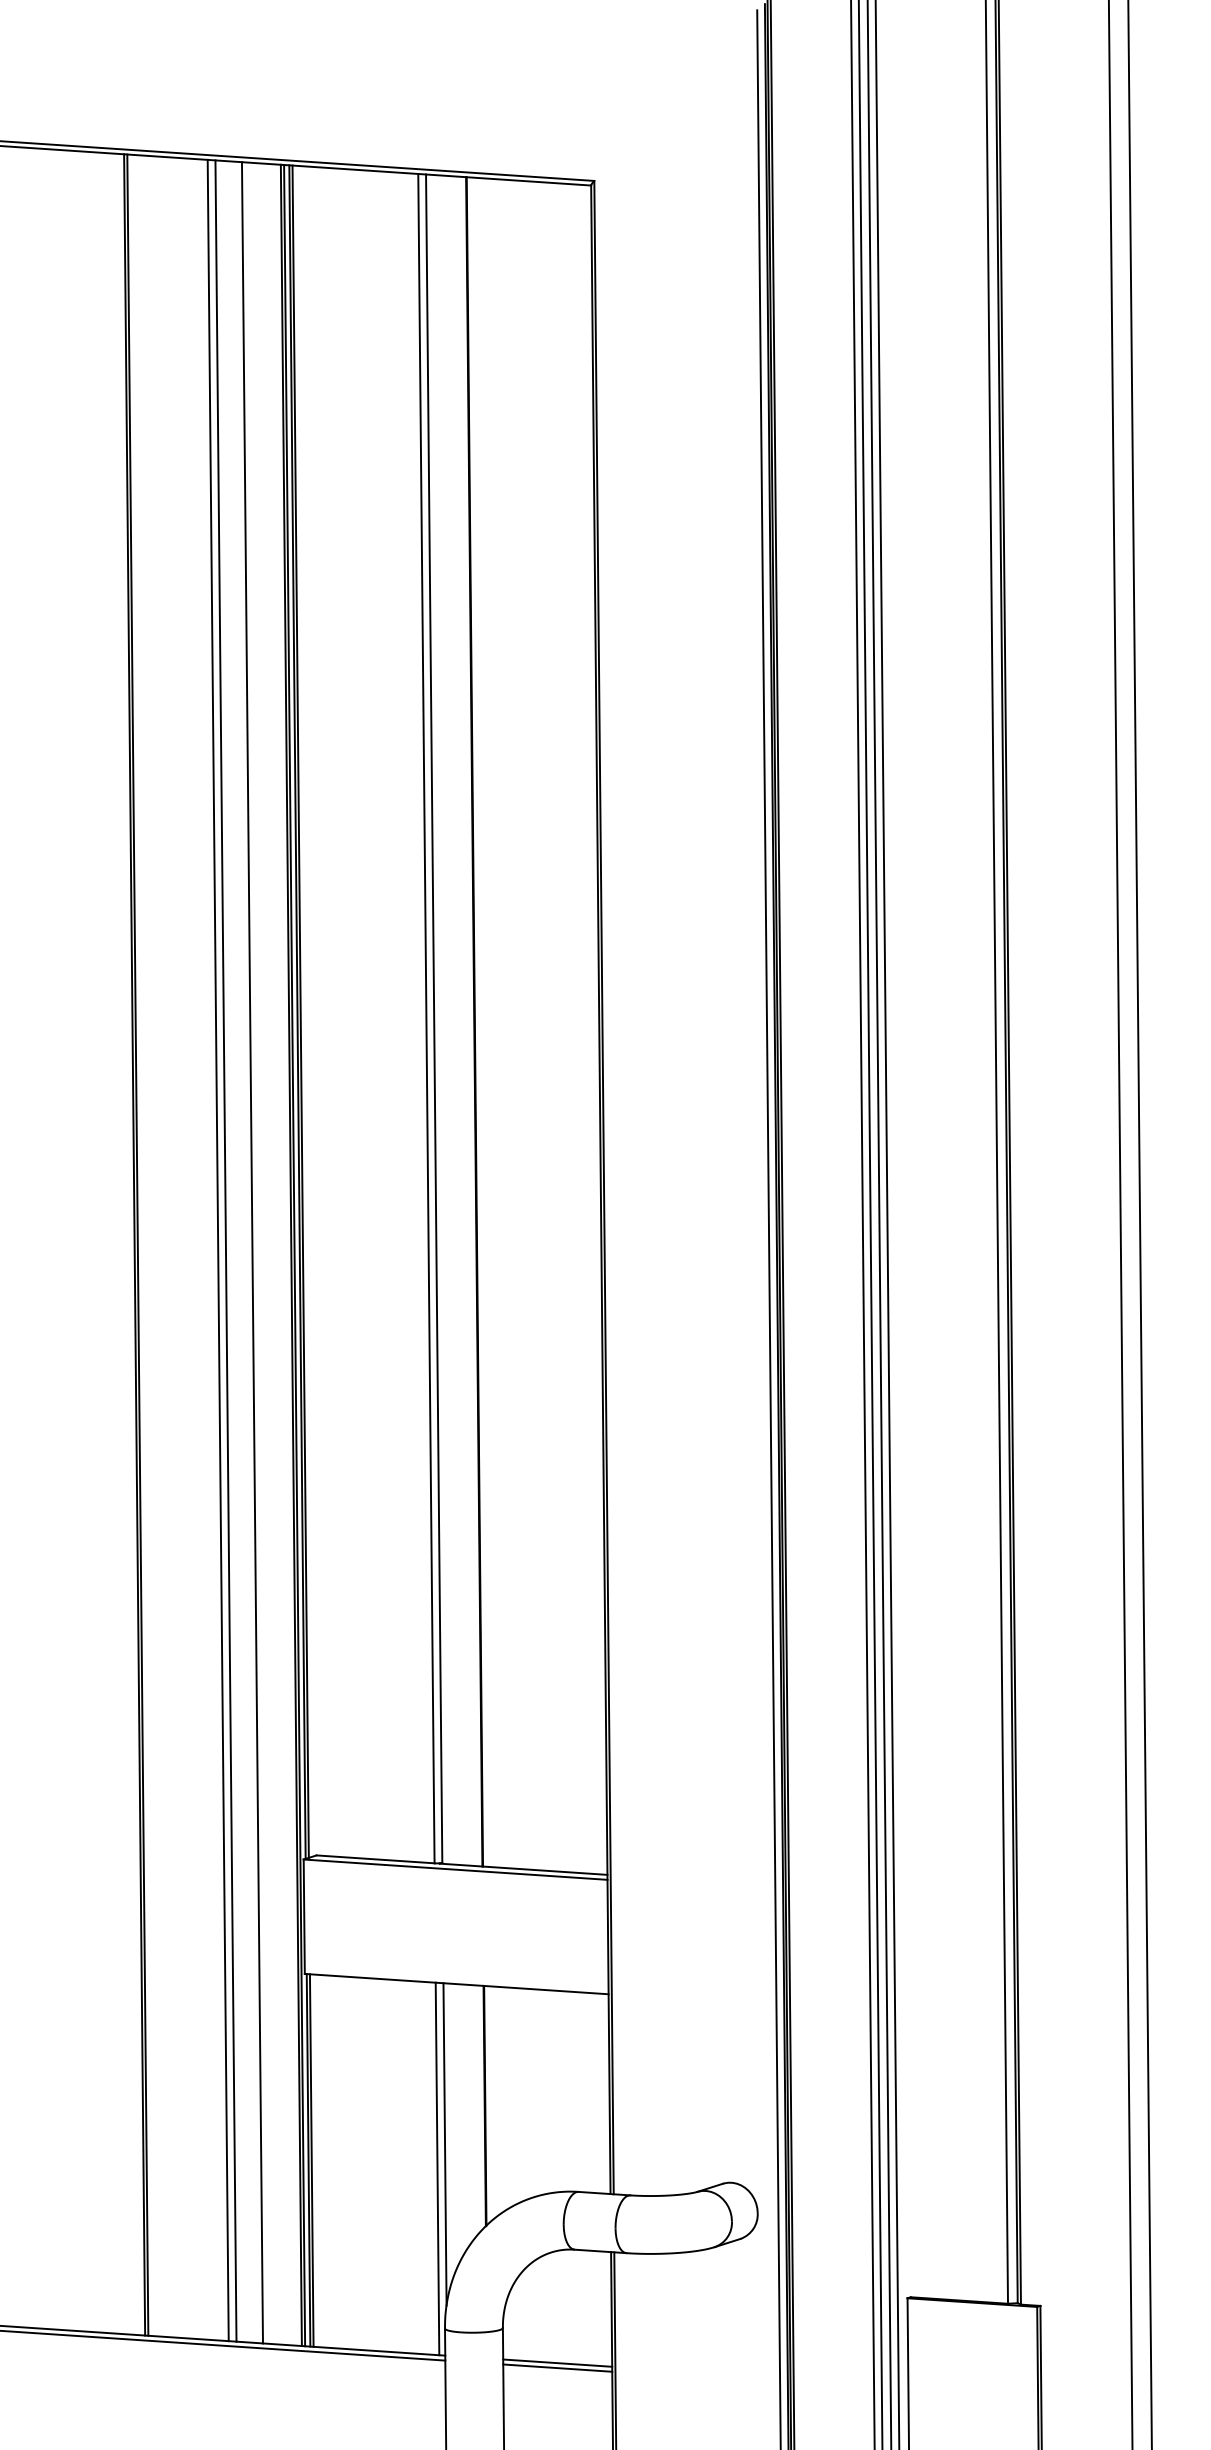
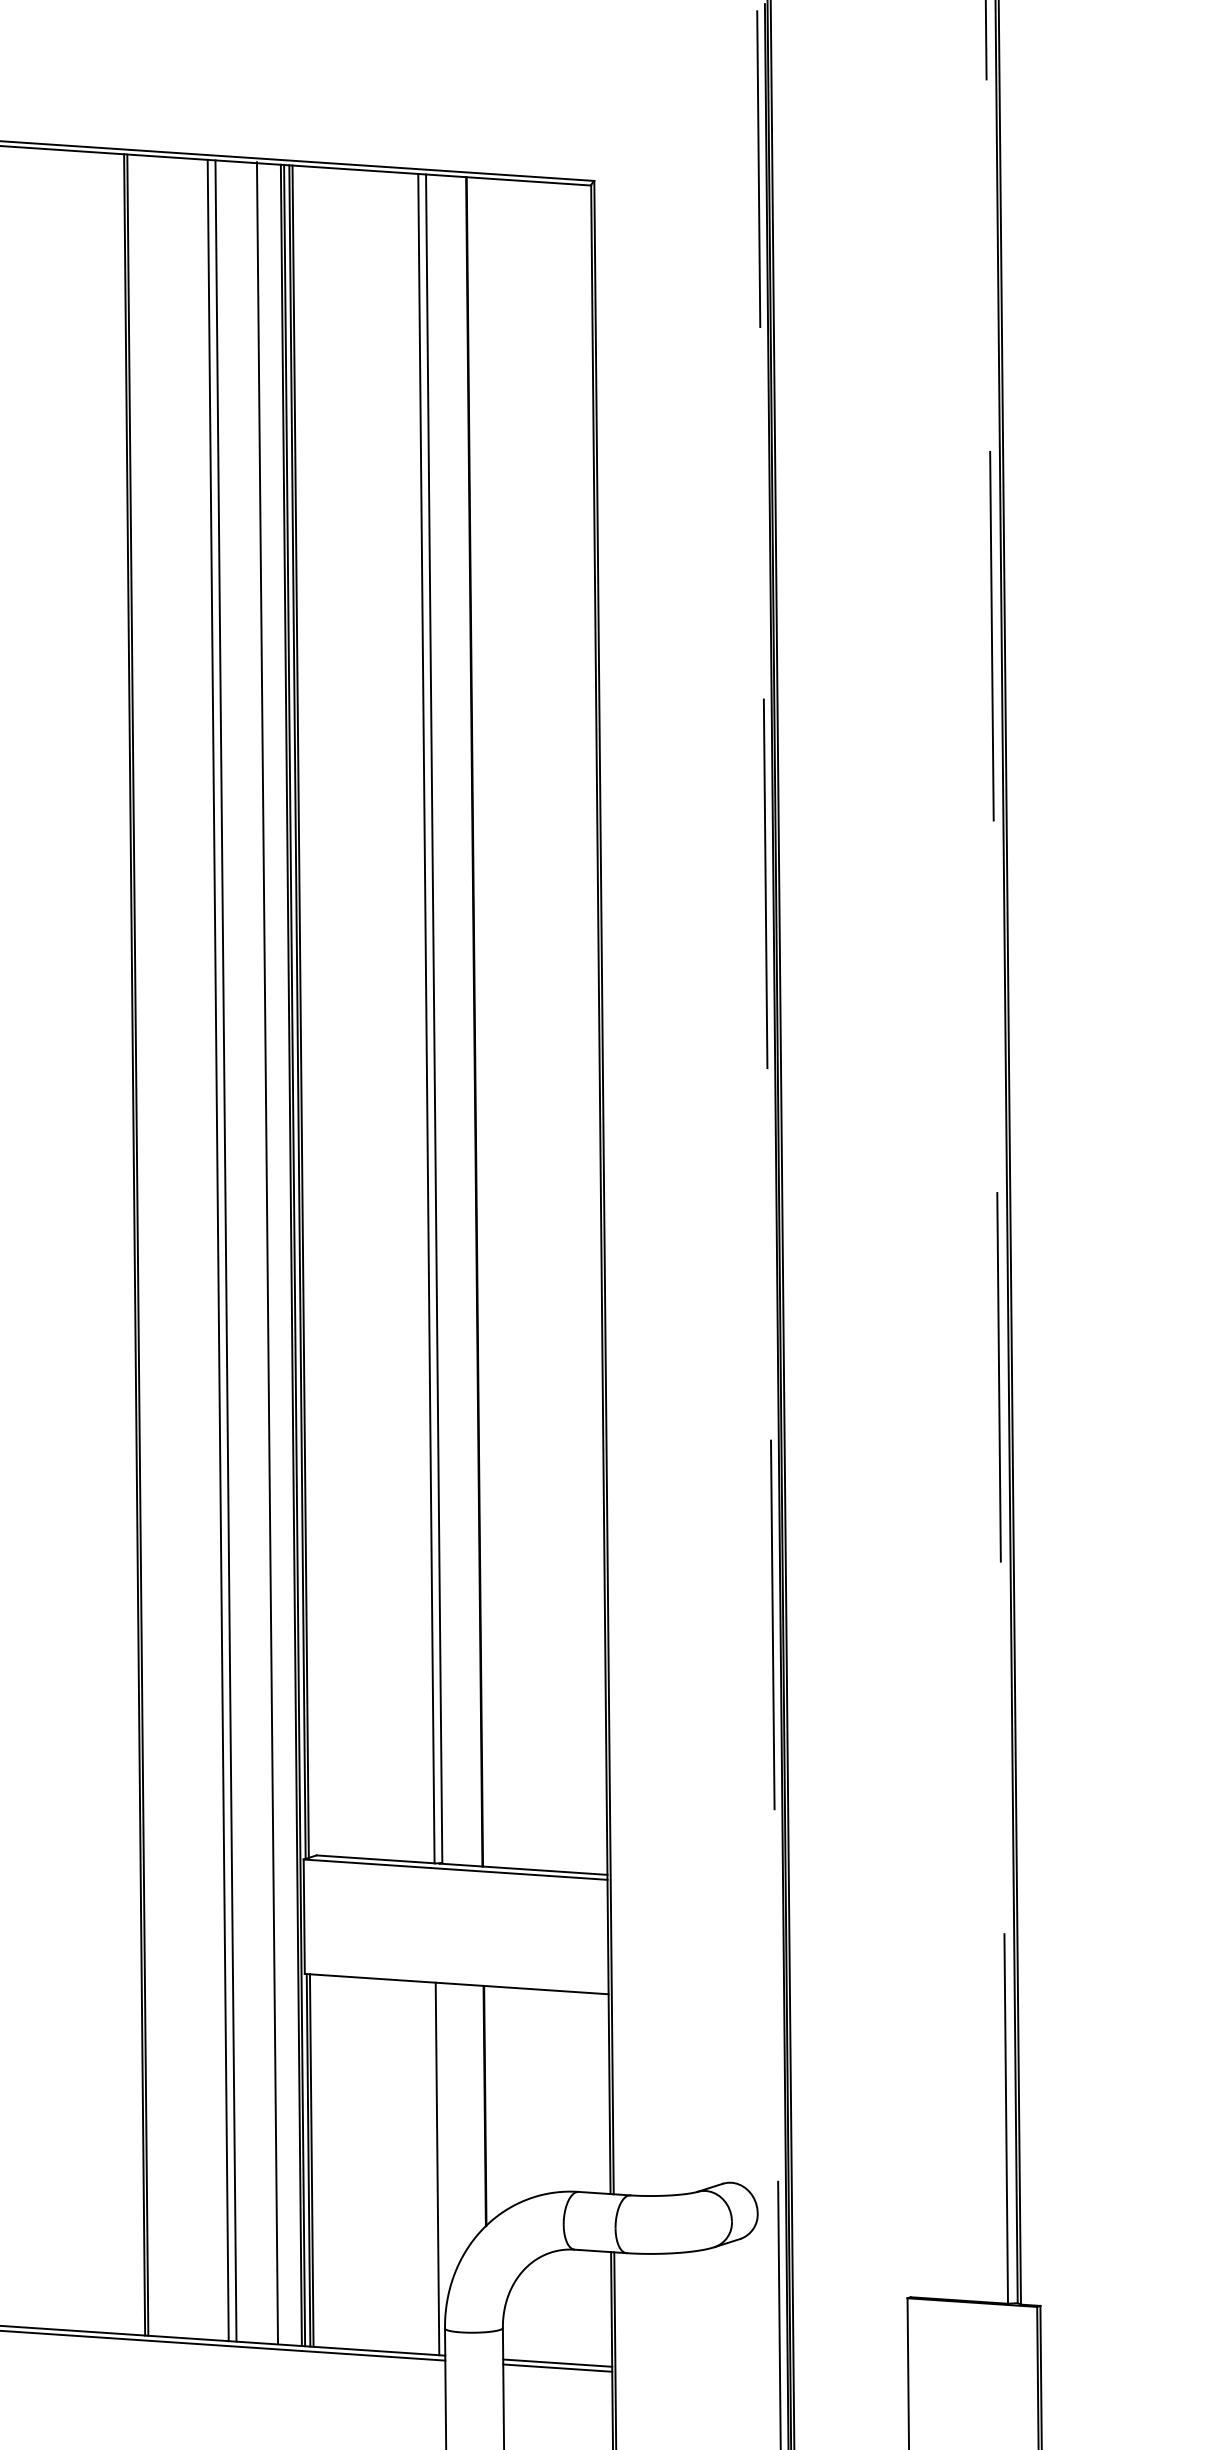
line: solid -> dashed (996, 1152)
line: present -> none (862, 1224)
line: present -> none (870, 1224)
line: present -> none (879, 1224)
line: present -> none (887, 1224)
line: present -> none (1120, 1224)
line: present -> none (1139, 1224)
line: solid -> dashed (768, 1229)
line position: (252, 1252) -> (267, 1252) (267, 1252)
line: present -> none (444, 2144)
